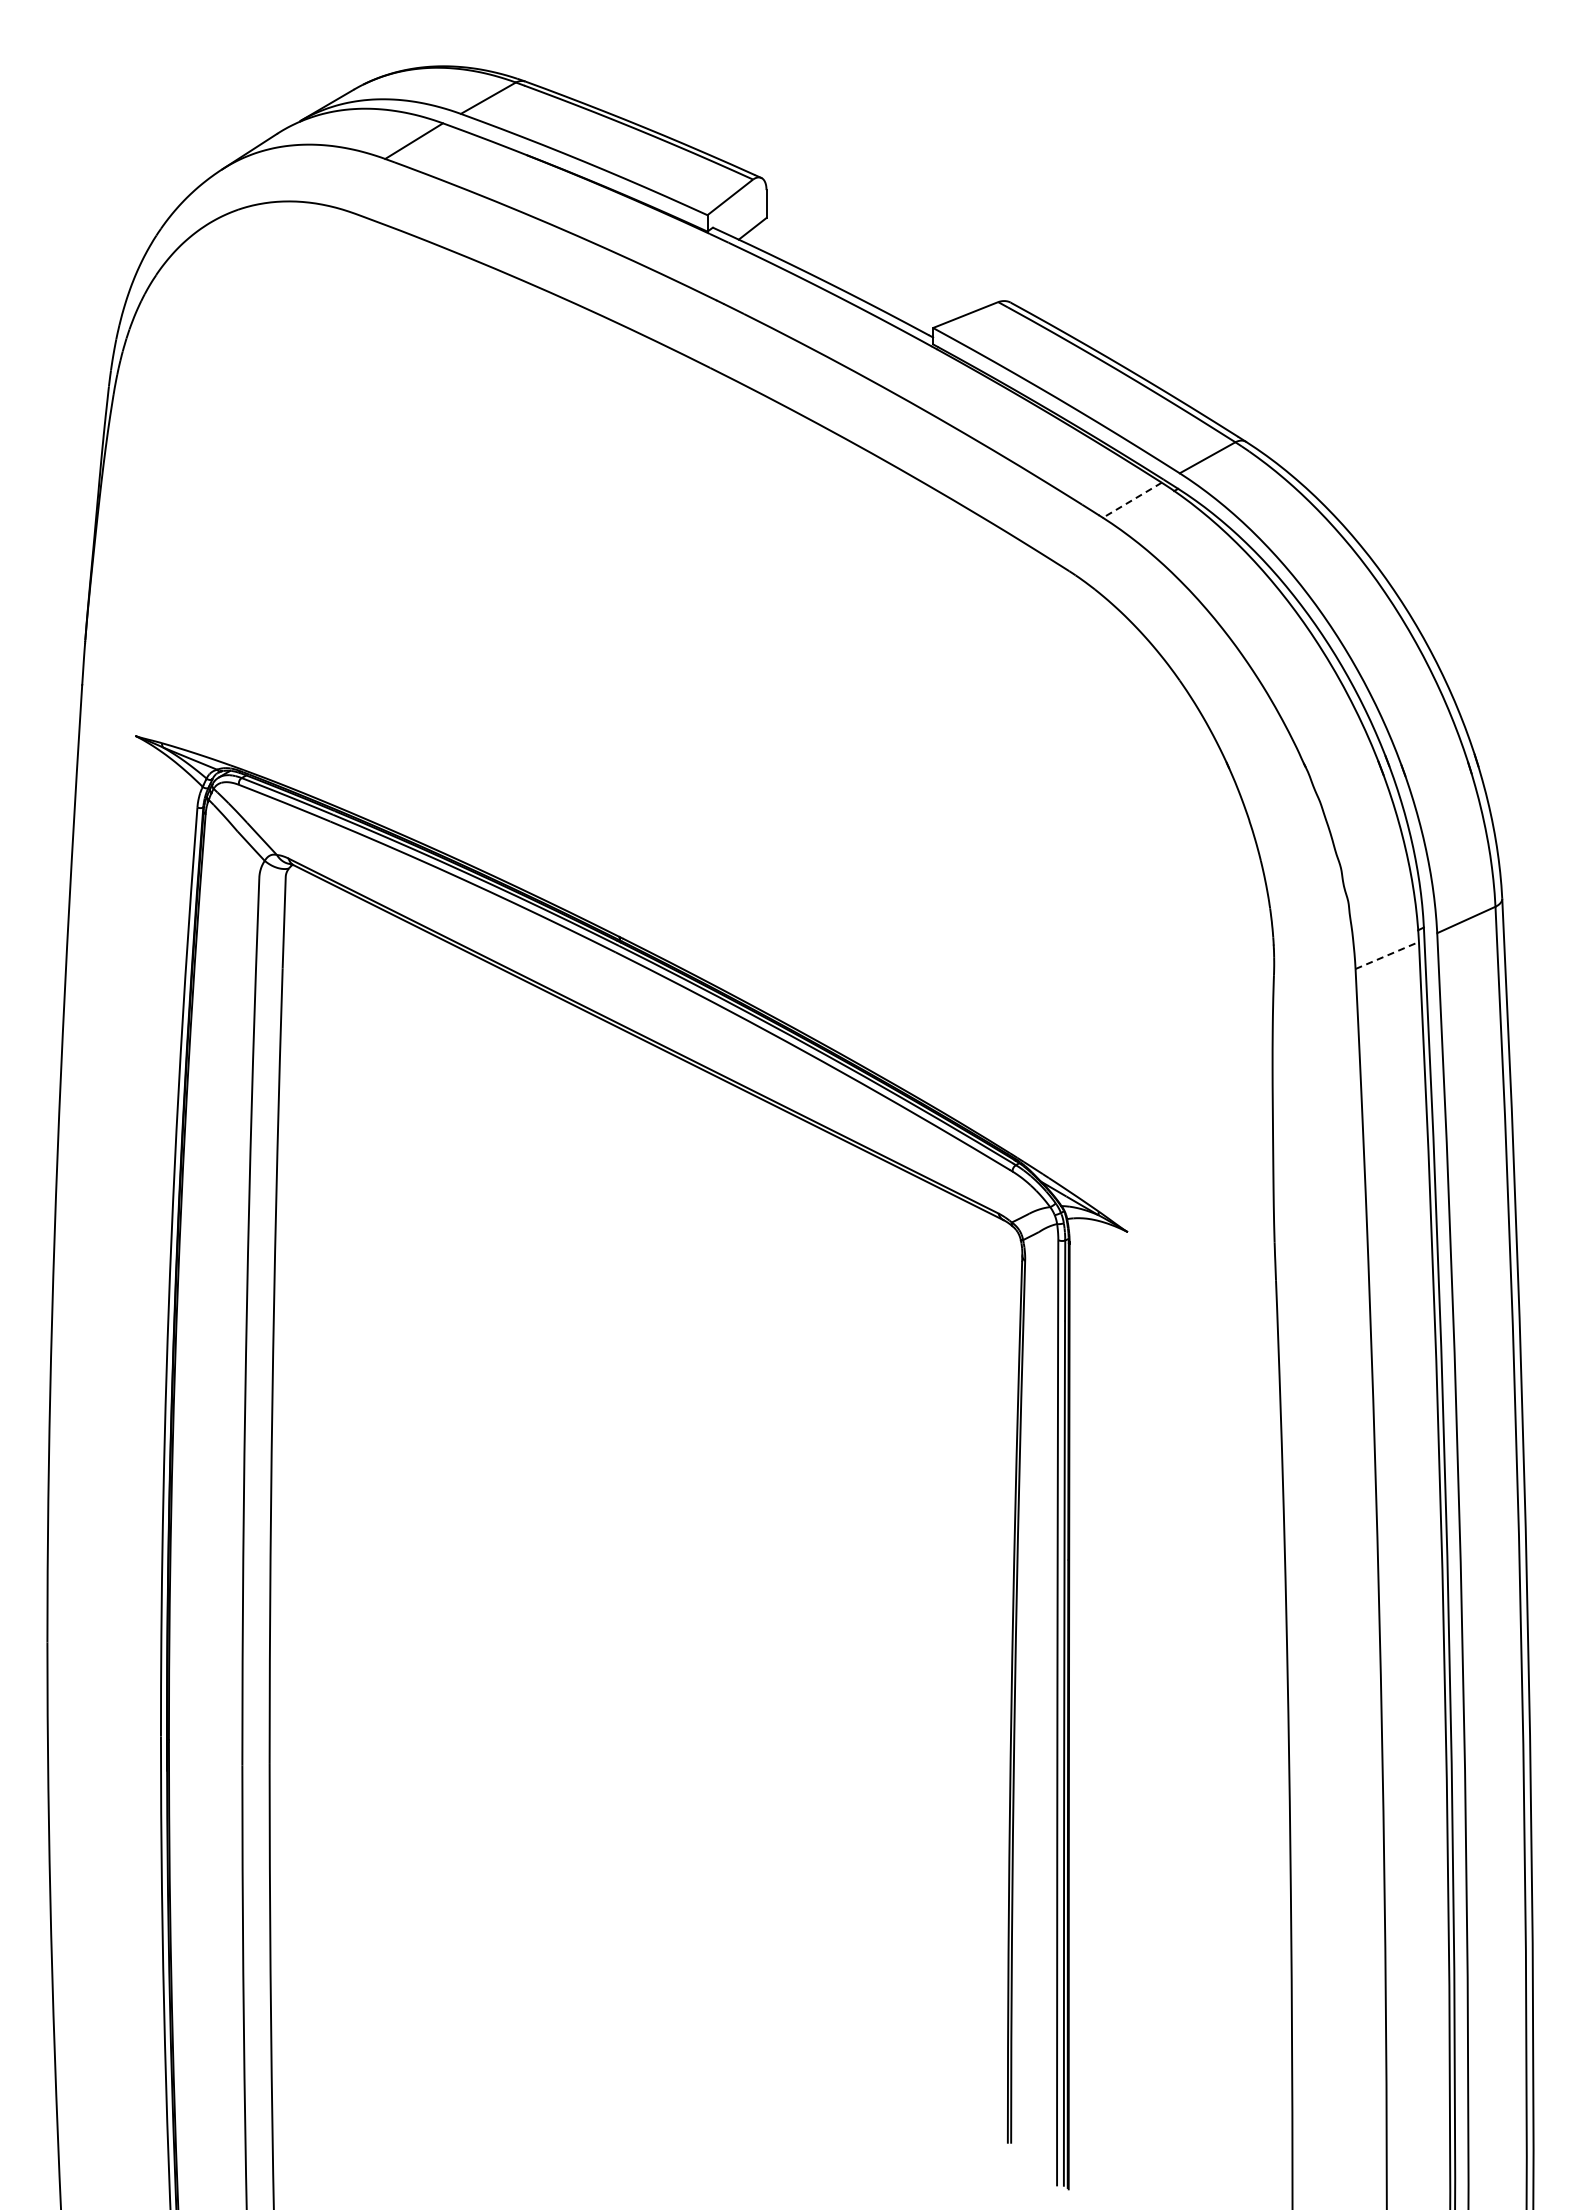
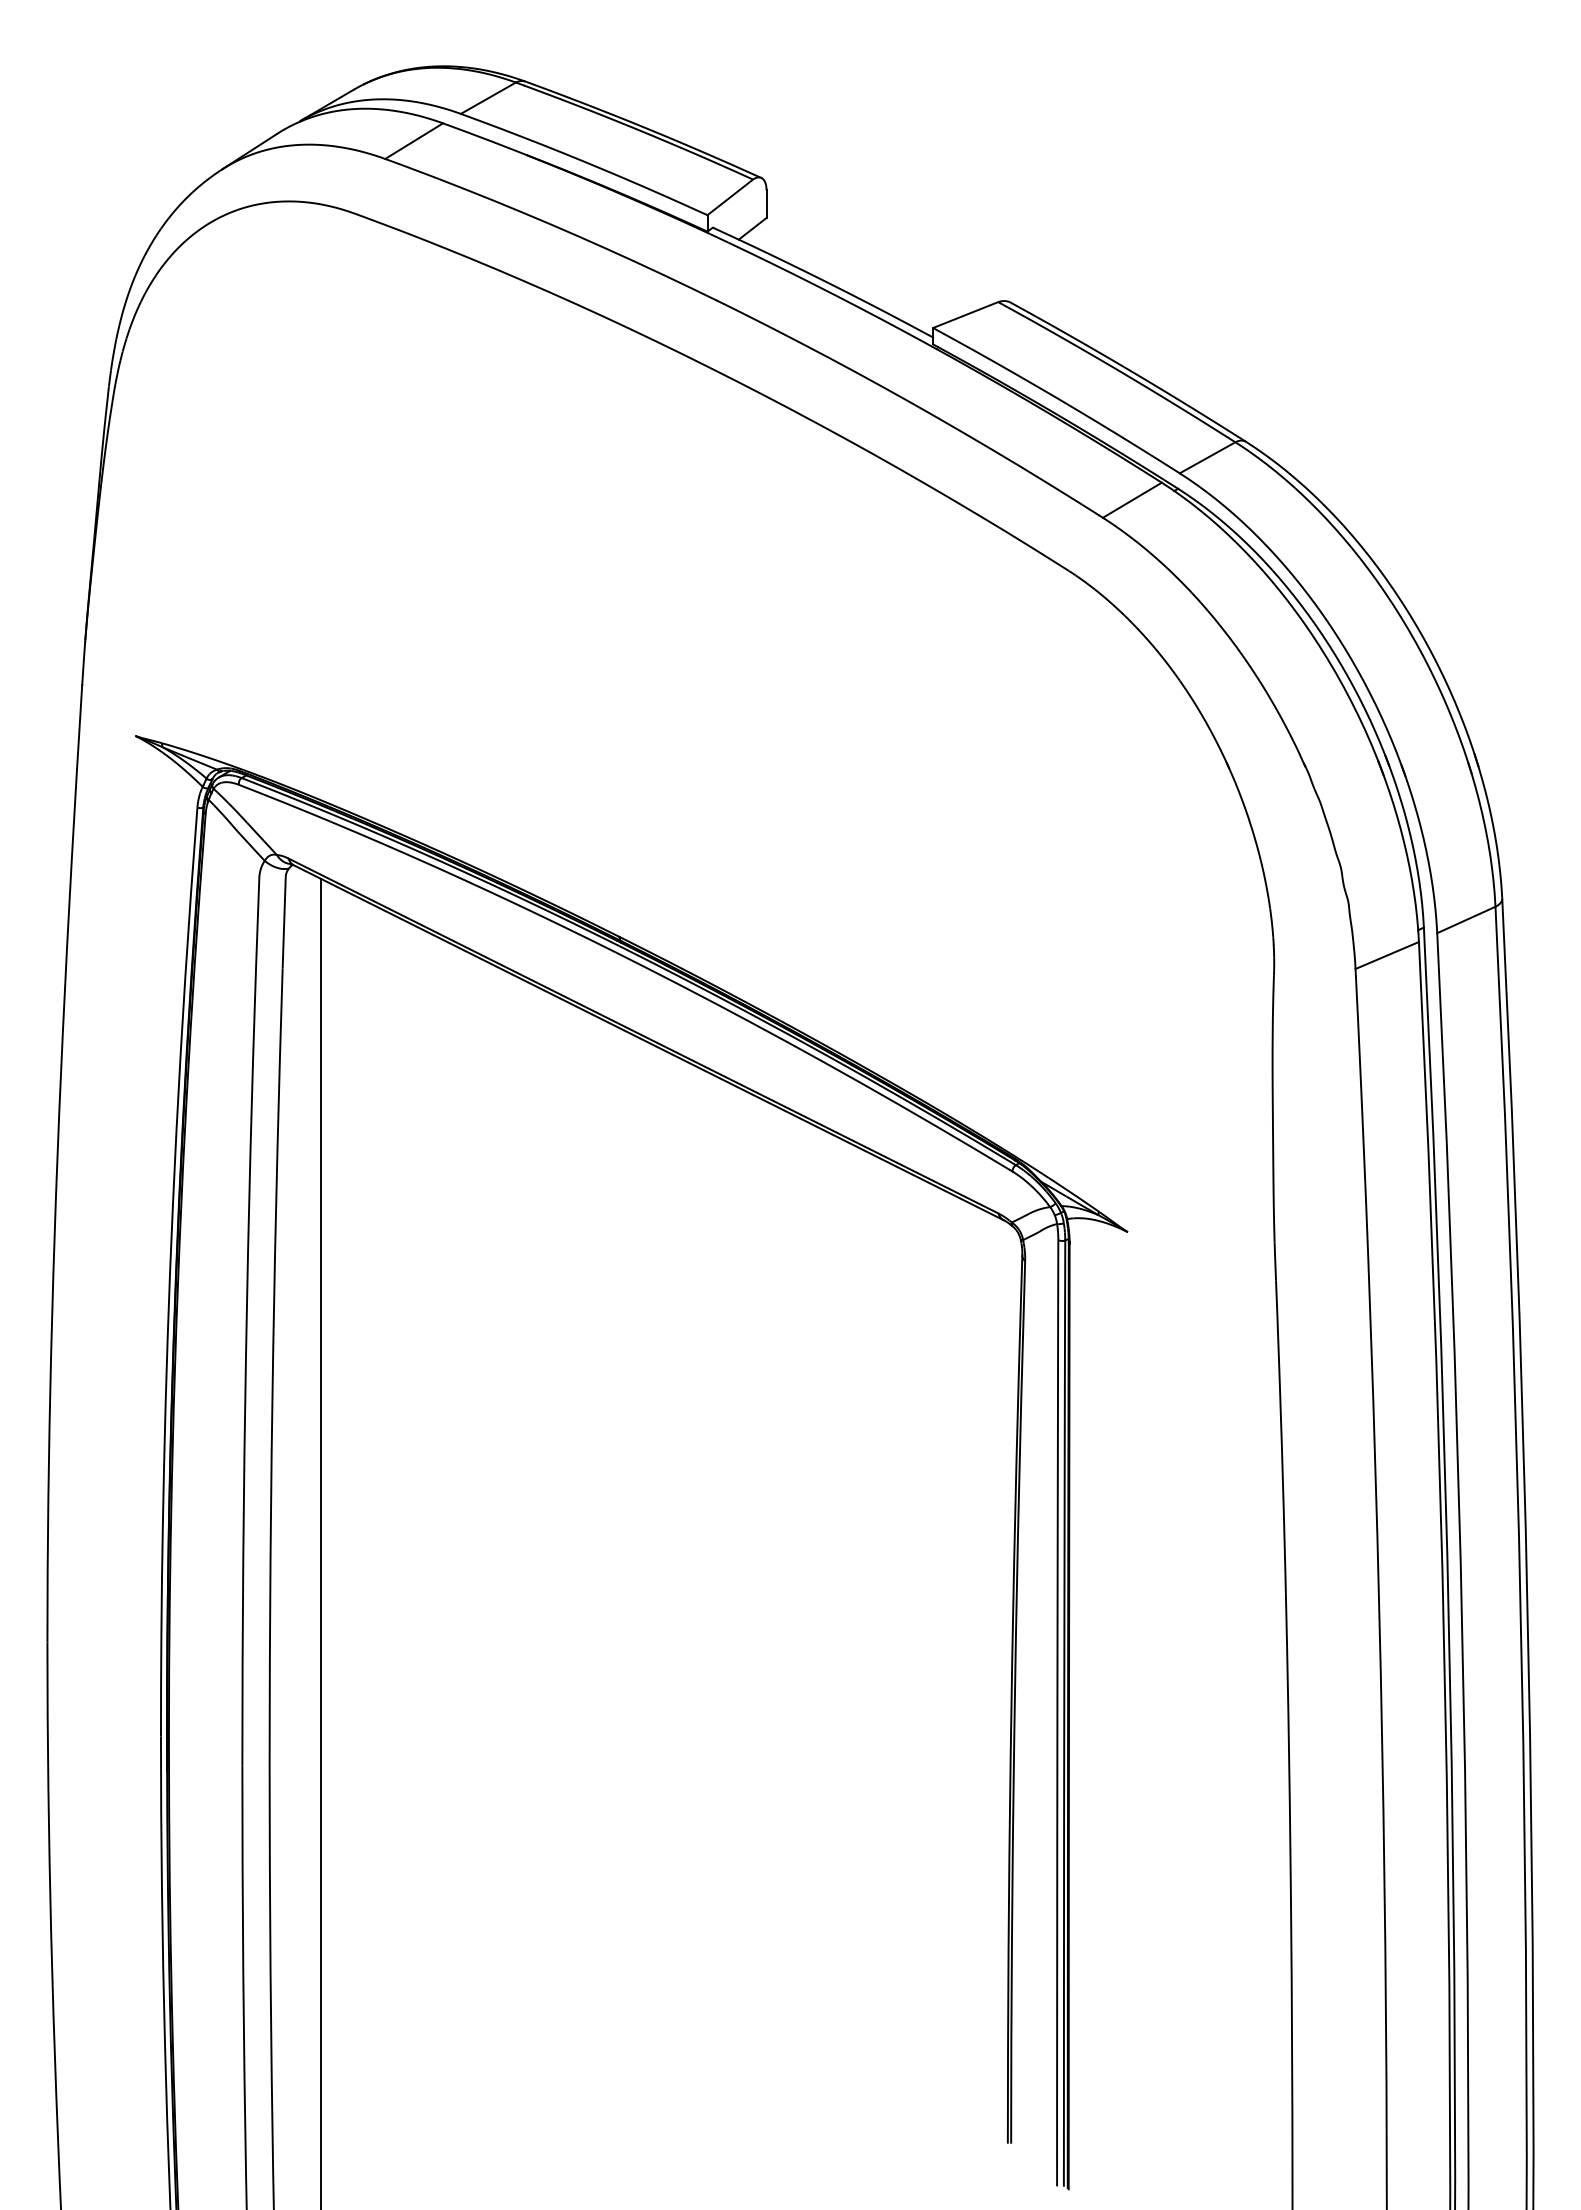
line: dashed -> solid (1131, 500)
line: dashed -> solid (1387, 955)
line: none -> present (320, 1542)
